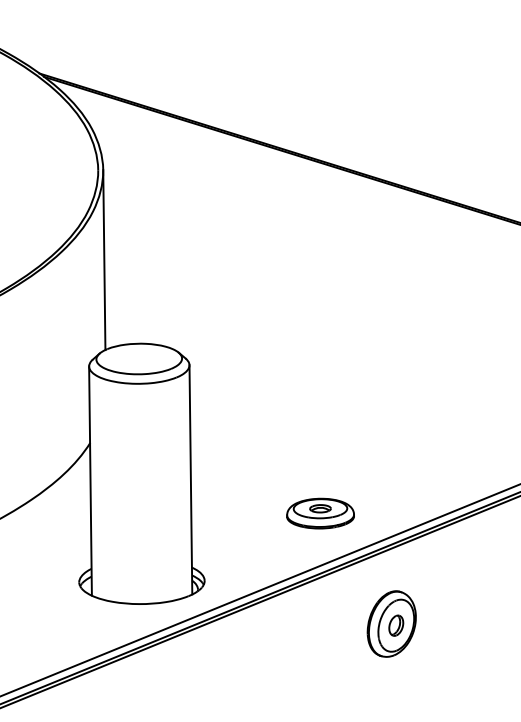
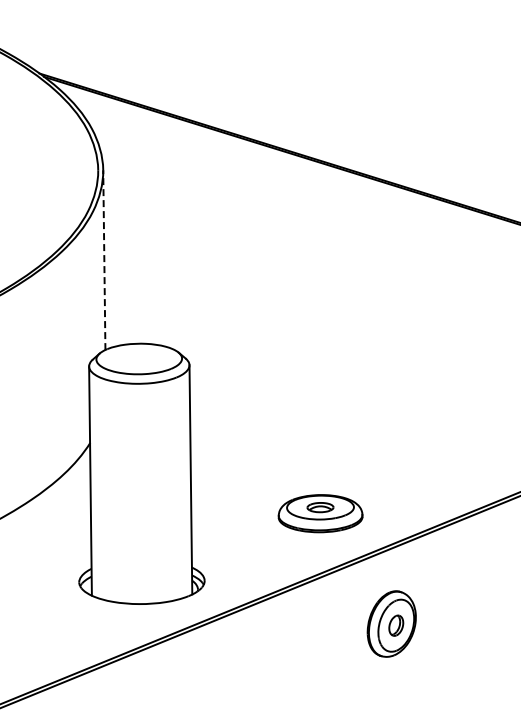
line: solid -> dashed (104, 260)
part size: 69x33 px -> 87x40 px (320, 513)
line: present -> none (259, 590)
